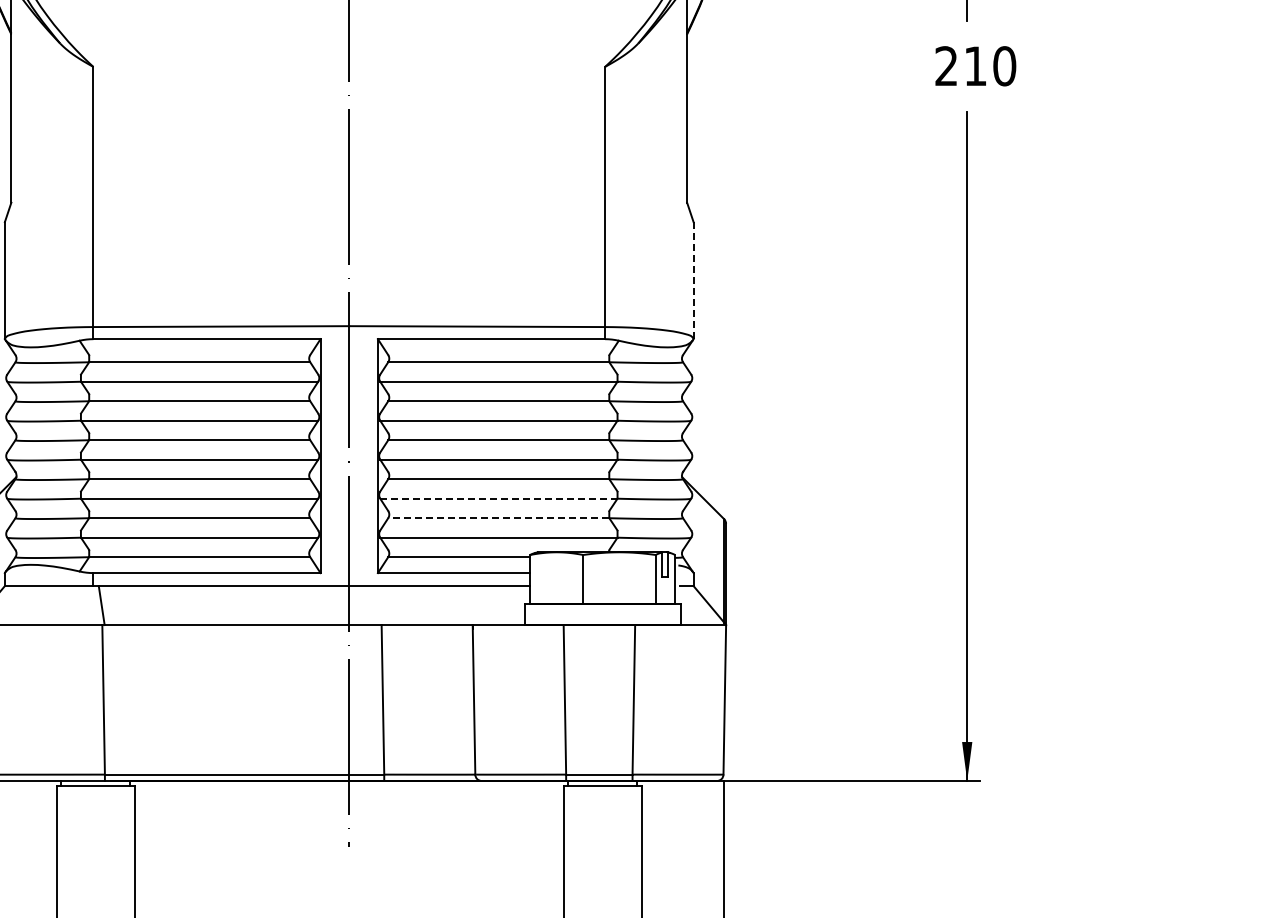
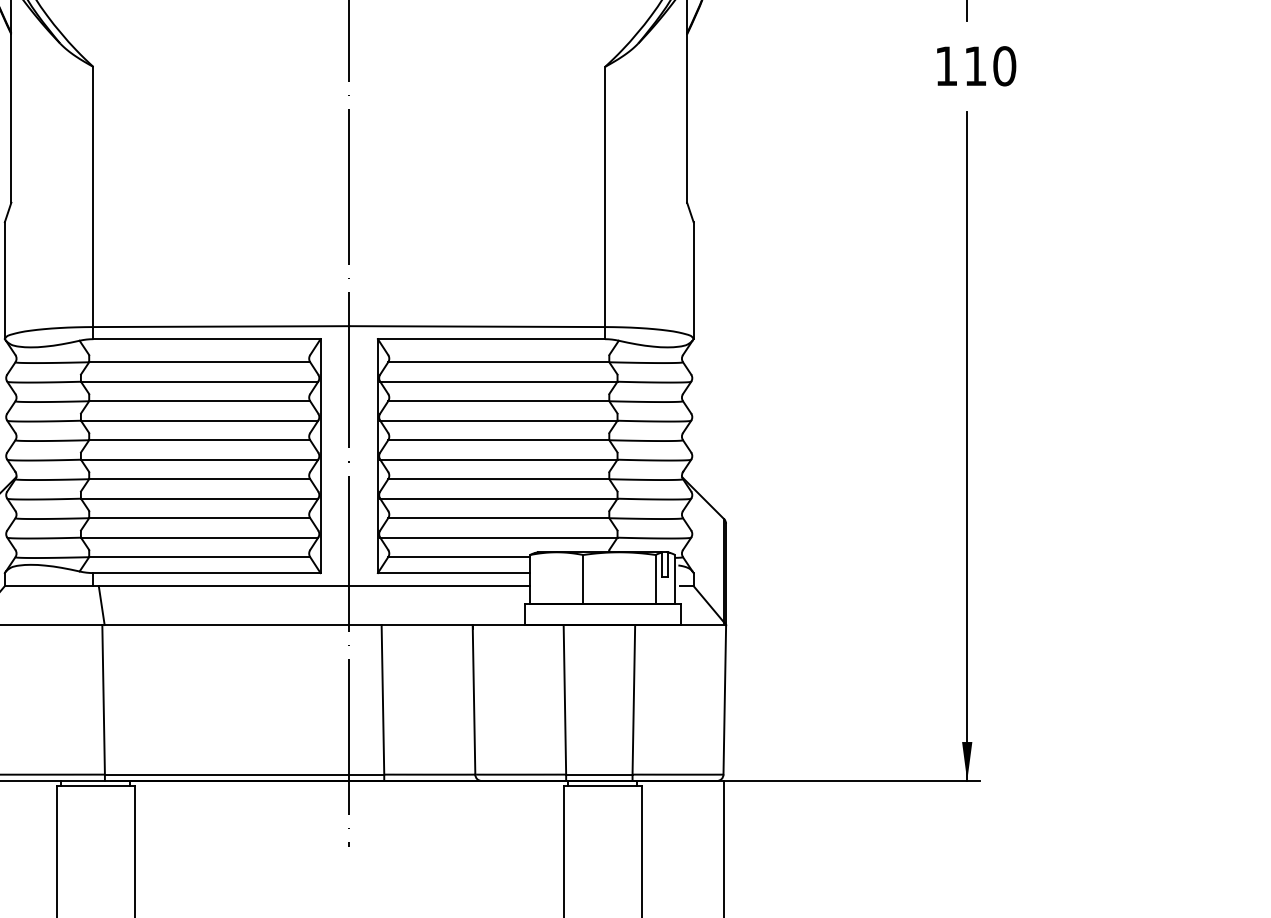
text: 210 -> 110 (945, 65)
line: dashed -> solid (693, 281)
line: dashed -> solid (498, 498)
line: dashed -> solid (498, 518)
